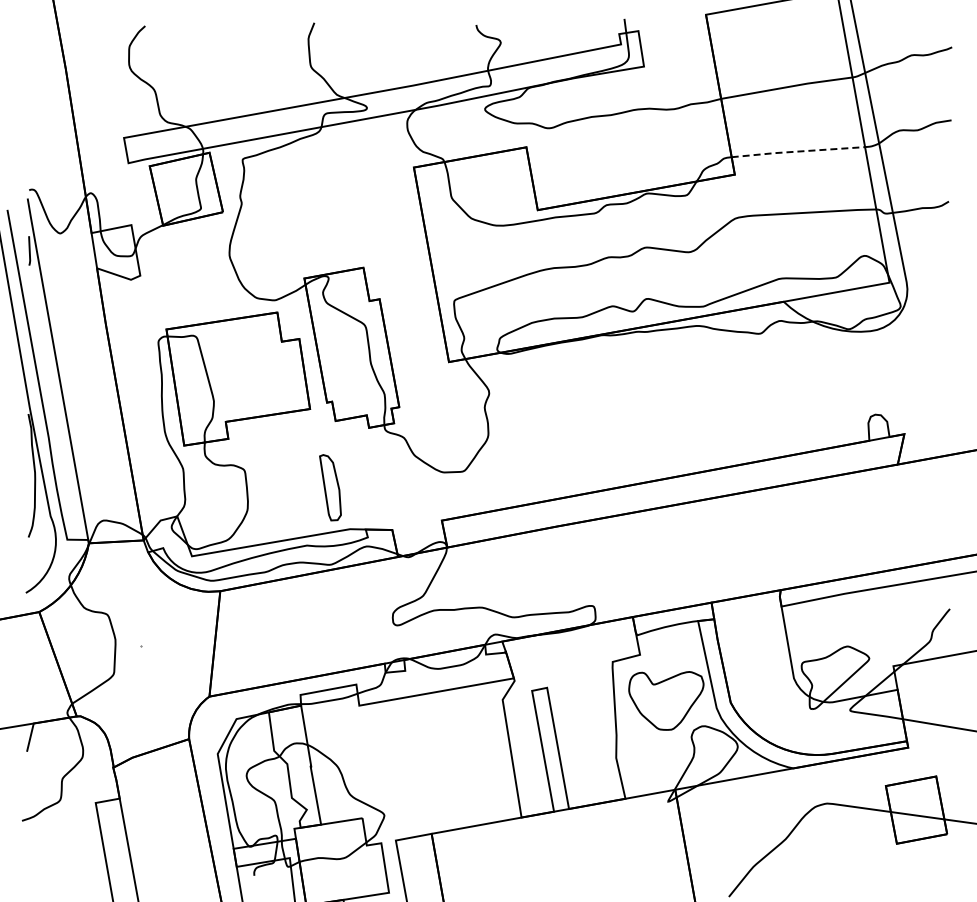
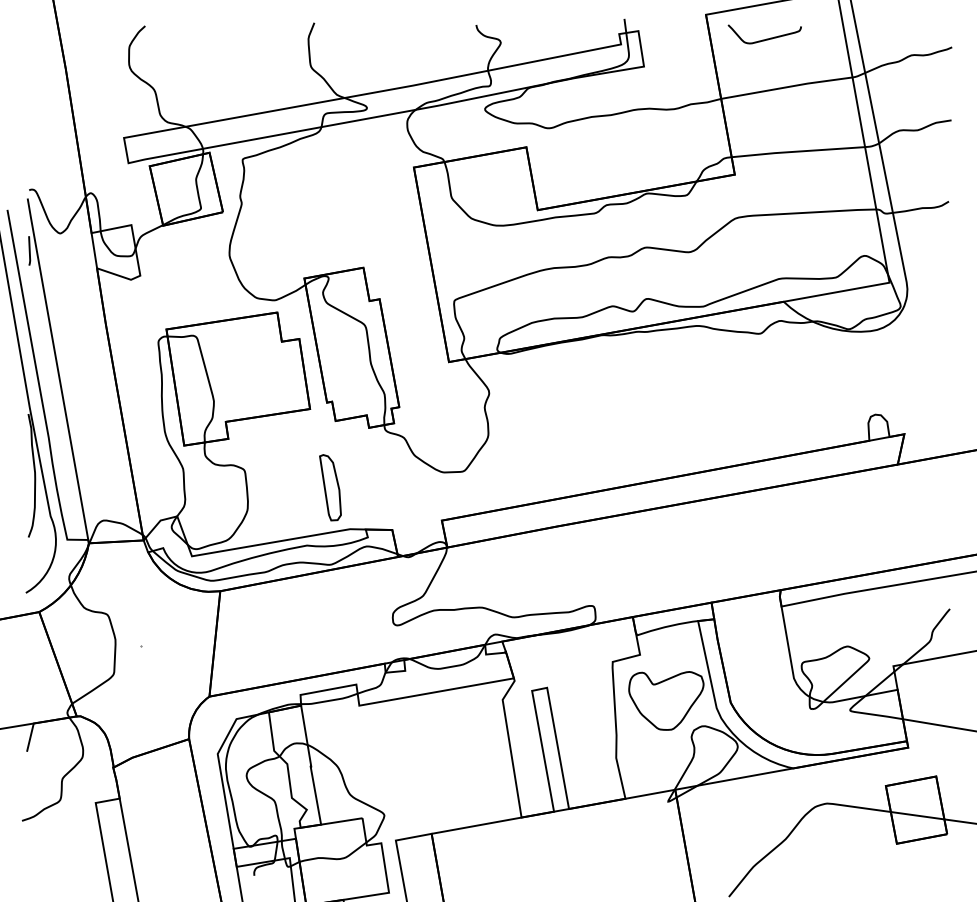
curve: none -> present (766, 38)
line: dashed -> solid (797, 151)
